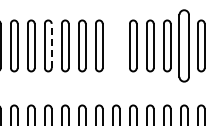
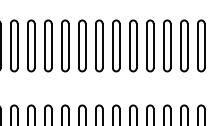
line: dashed -> solid (51, 45)
part: none -> present (116, 45)
part size: 12x74 px -> 9x54 px (184, 45)
